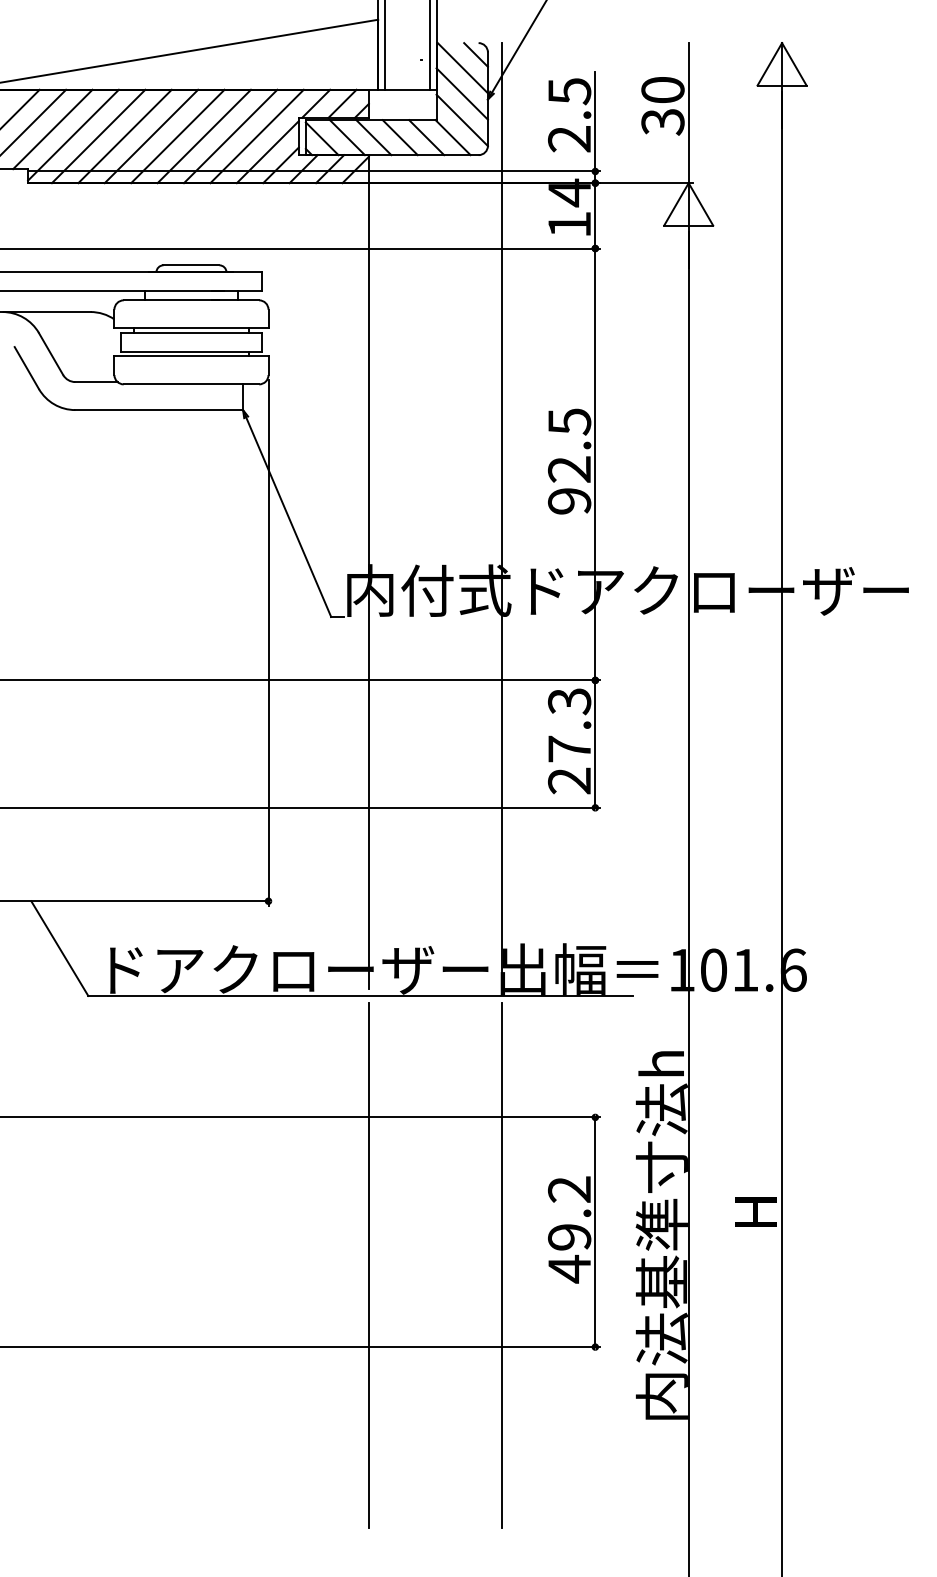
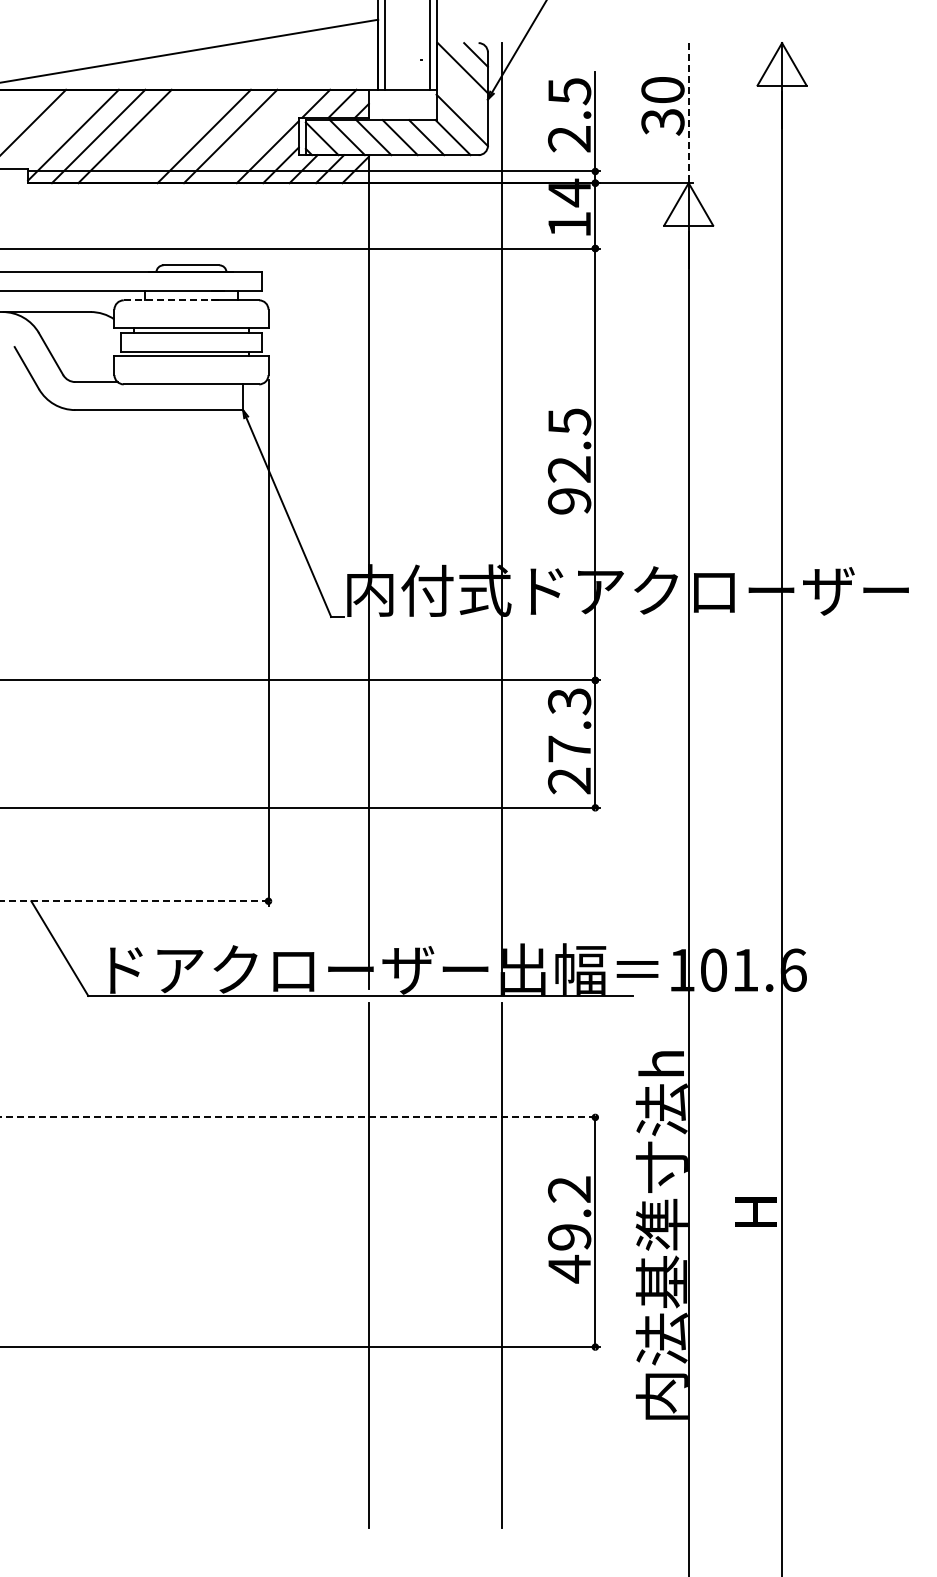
line: present -> none (461, 93)
line: present -> none (20, 107)
line: solid -> dashed (688, 113)
line: present -> none (52, 129)
line: present -> none (151, 136)
line: present -> none (177, 136)
line: present -> none (256, 136)
line: solid -> dashed (170, 300)
line: solid -> dashed (134, 901)
line: solid -> dashed (300, 1117)
